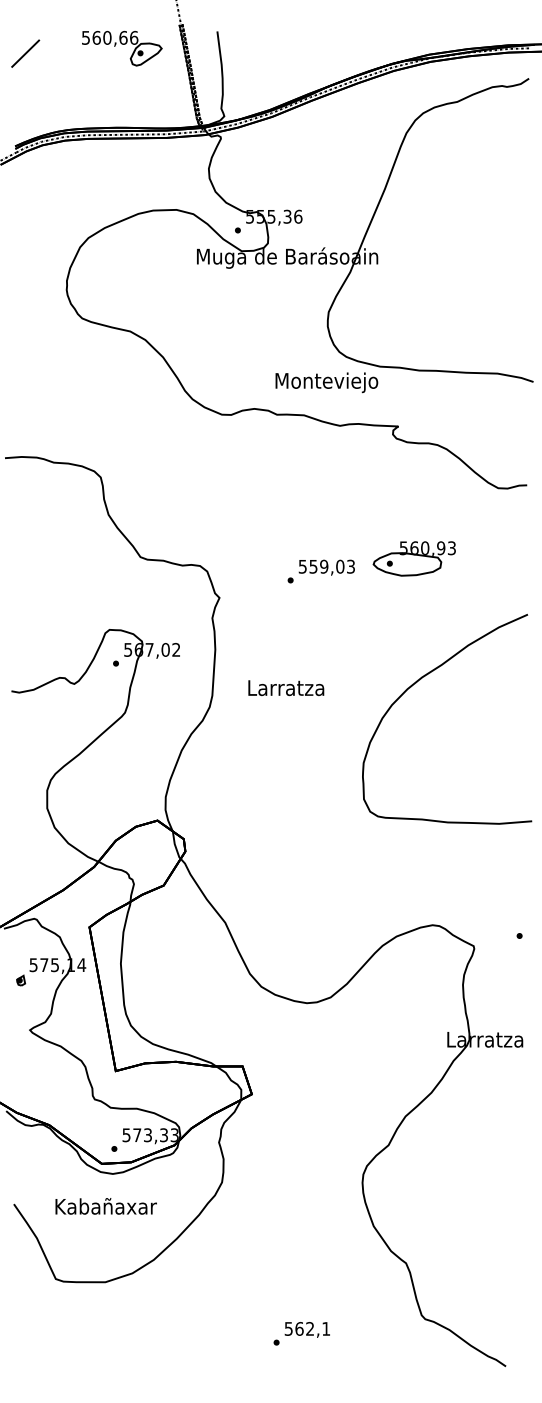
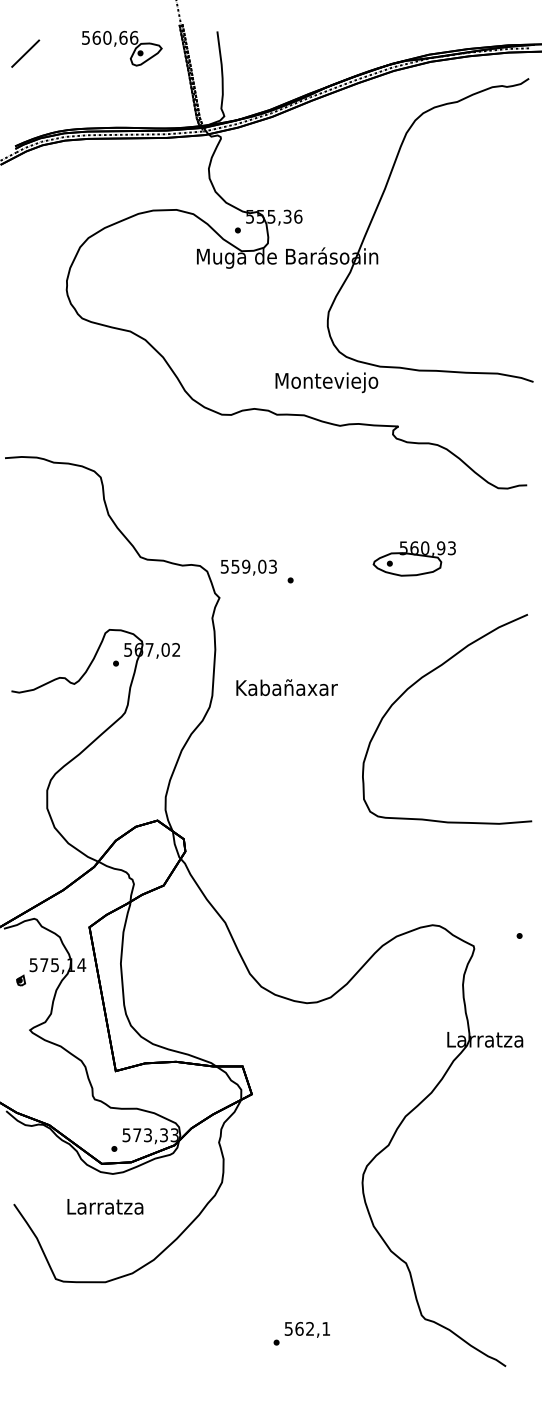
text position: (326, 567) -> (248, 567) (248, 567)
text: Larratza -> Kabañaxar (286, 687)
text: Kabañaxar -> Larratza (105, 1206)
